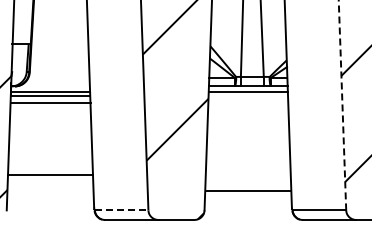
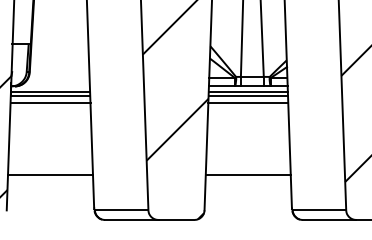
line: none -> present (248, 96)
line: none -> present (248, 103)
line: dashed -> solid (342, 106)
line position: (247, 191) -> (247, 175) (247, 175)
line: dashed -> solid (121, 210)
